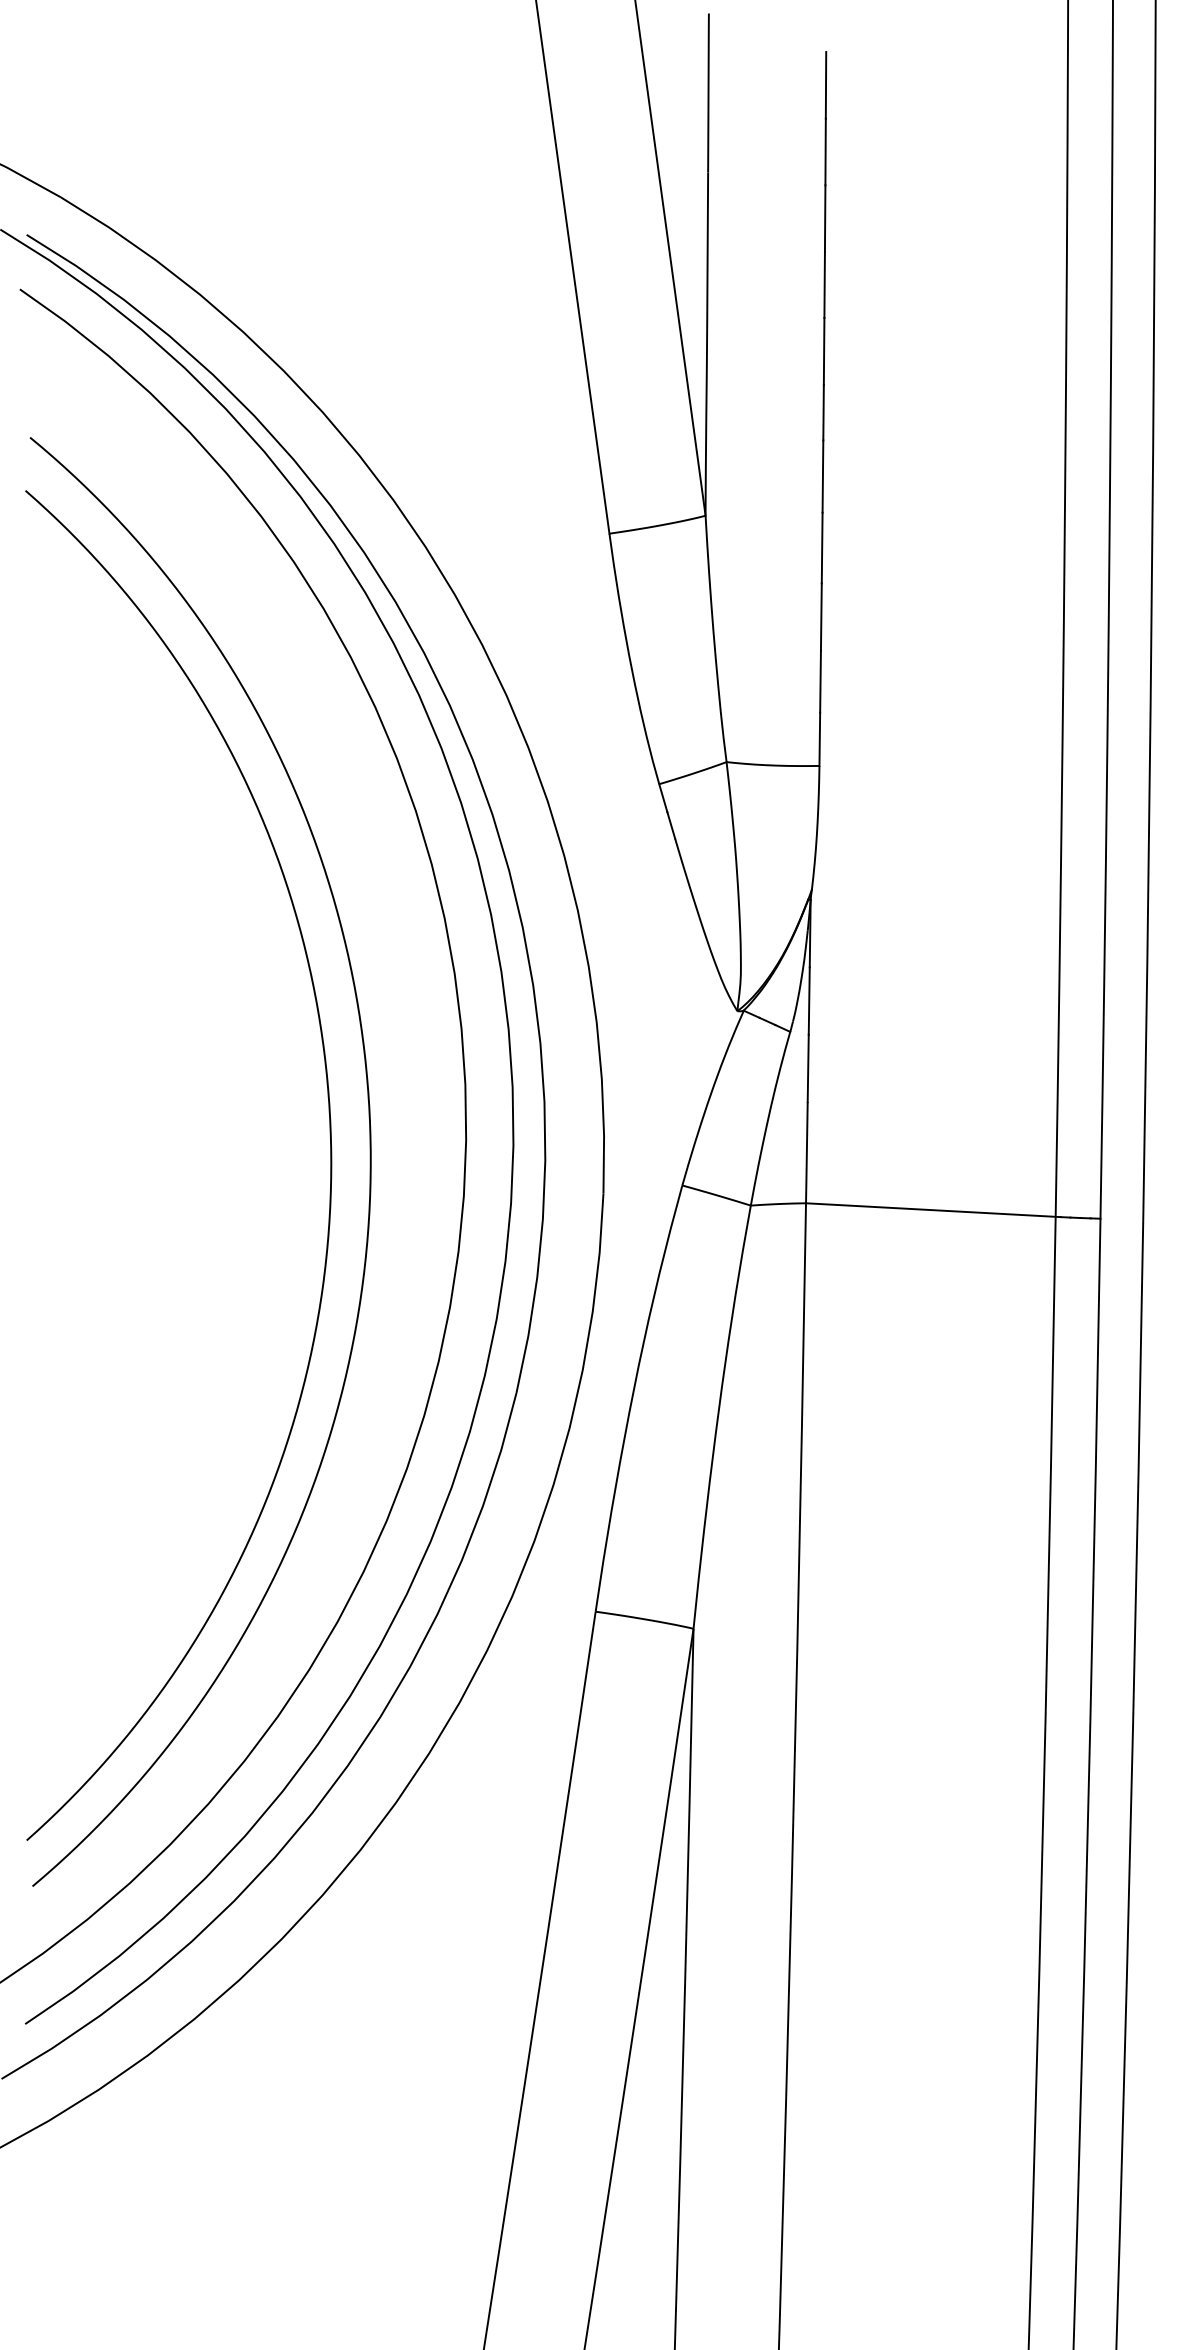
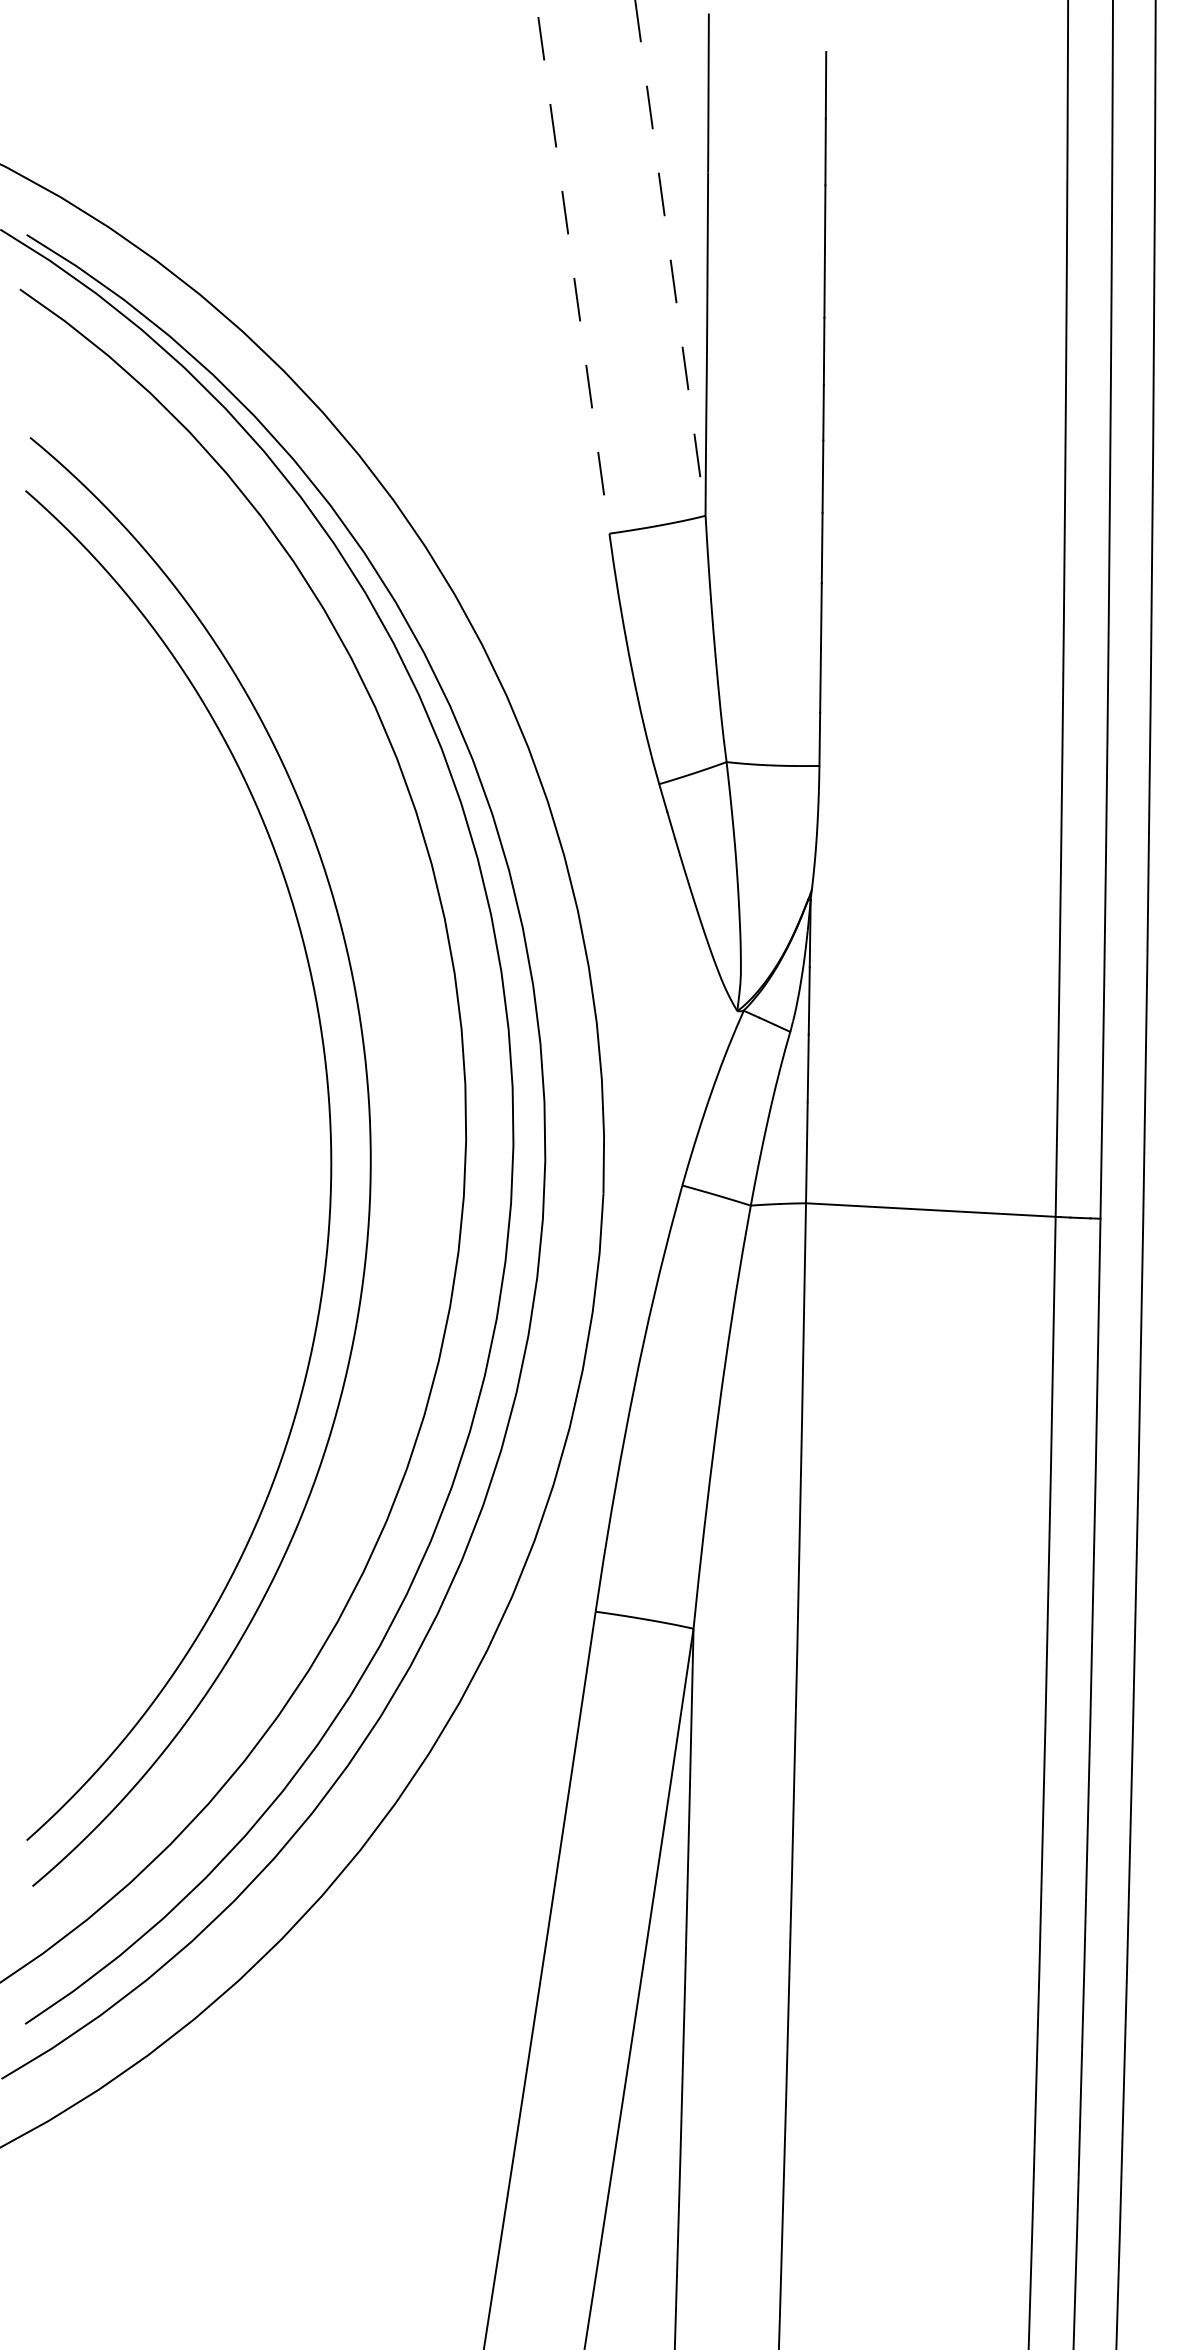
line: solid -> dashed (670, 258)
line: solid -> dashed (572, 267)
